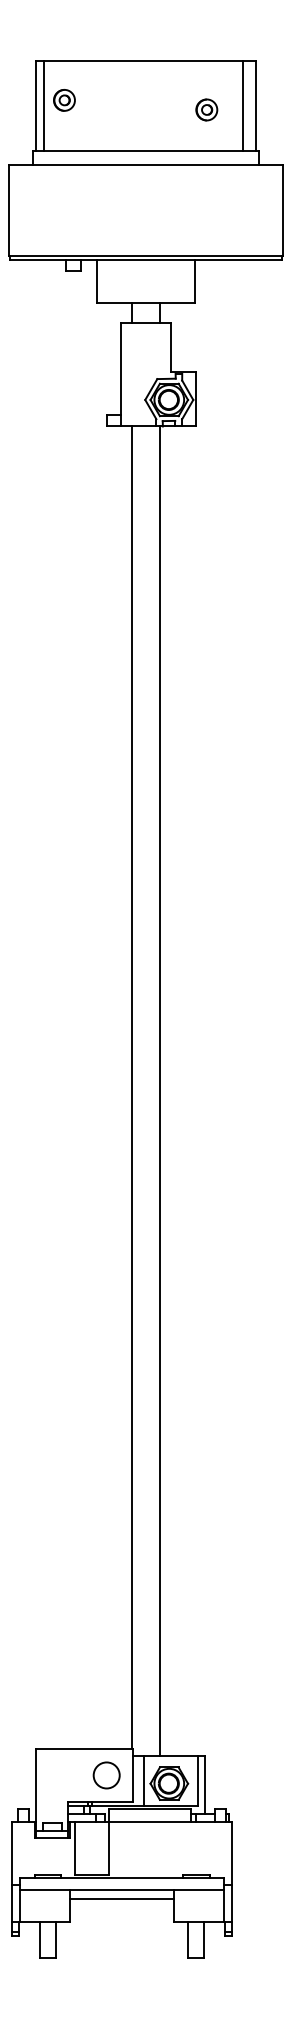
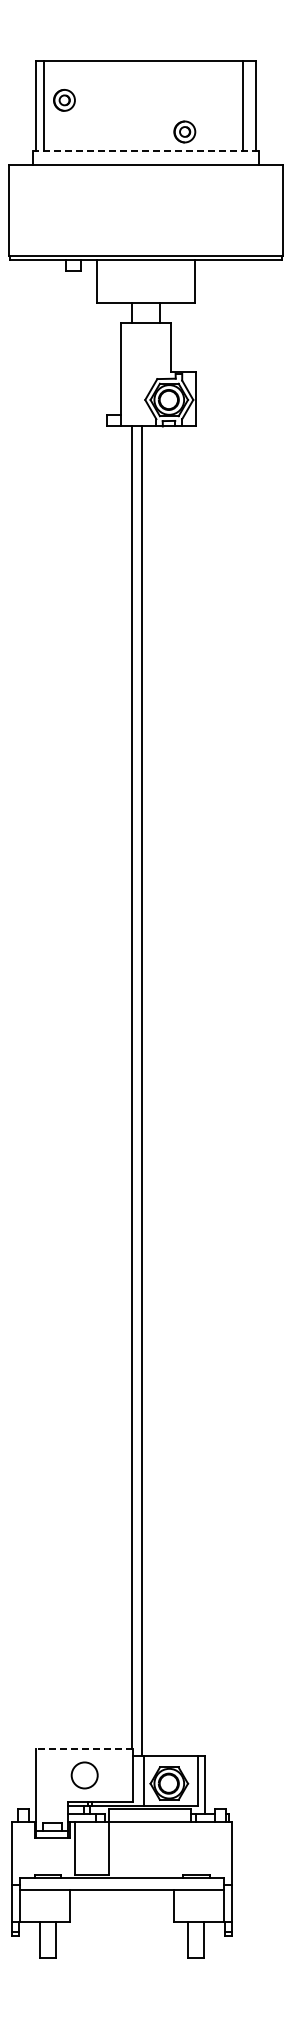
part position: (206, 109) -> (184, 131) (184, 131)
line: solid -> dashed (145, 151)
line position: (160, 1090) -> (142, 1090) (142, 1090)
line: solid -> dashed (84, 1749)
circle position: (106, 1775) -> (84, 1775) (84, 1775)
line: present -> none (121, 1899)
